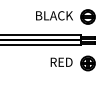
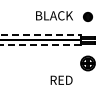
part size: 16x16 px -> 10x10 px (87, 16)
line: solid -> dashed (40, 35)
line: solid -> dashed (40, 45)
text position: (61, 61) -> (61, 79) (61, 79)
